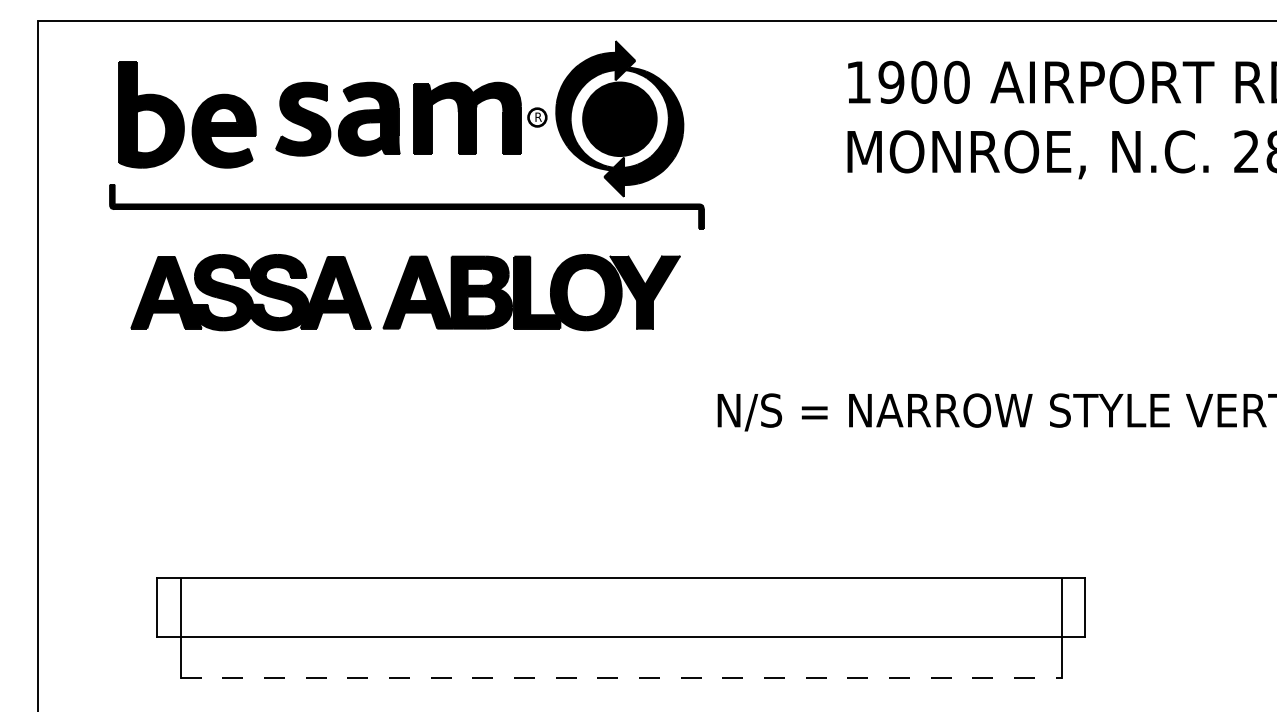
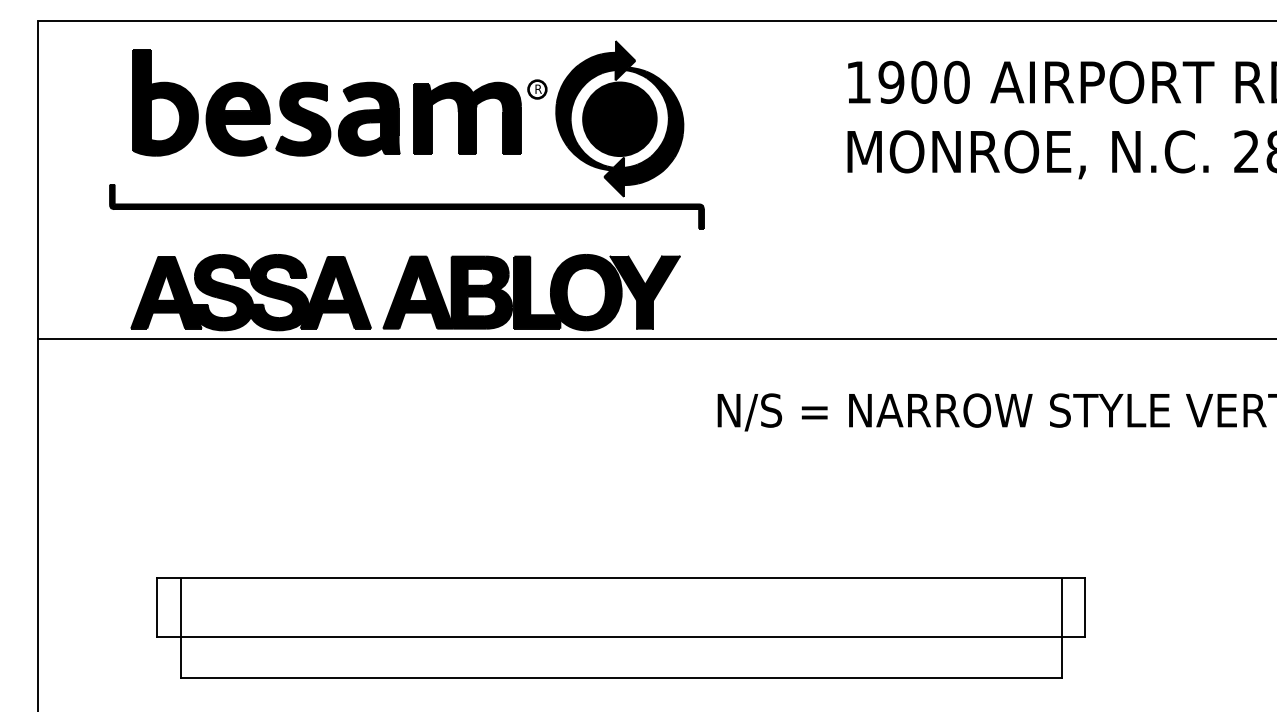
part position: (187, 114) -> (201, 102) (201, 102)
part position: (537, 117) -> (537, 89) (537, 89)
line: none -> present (655, 338)
line: dashed -> solid (621, 677)
